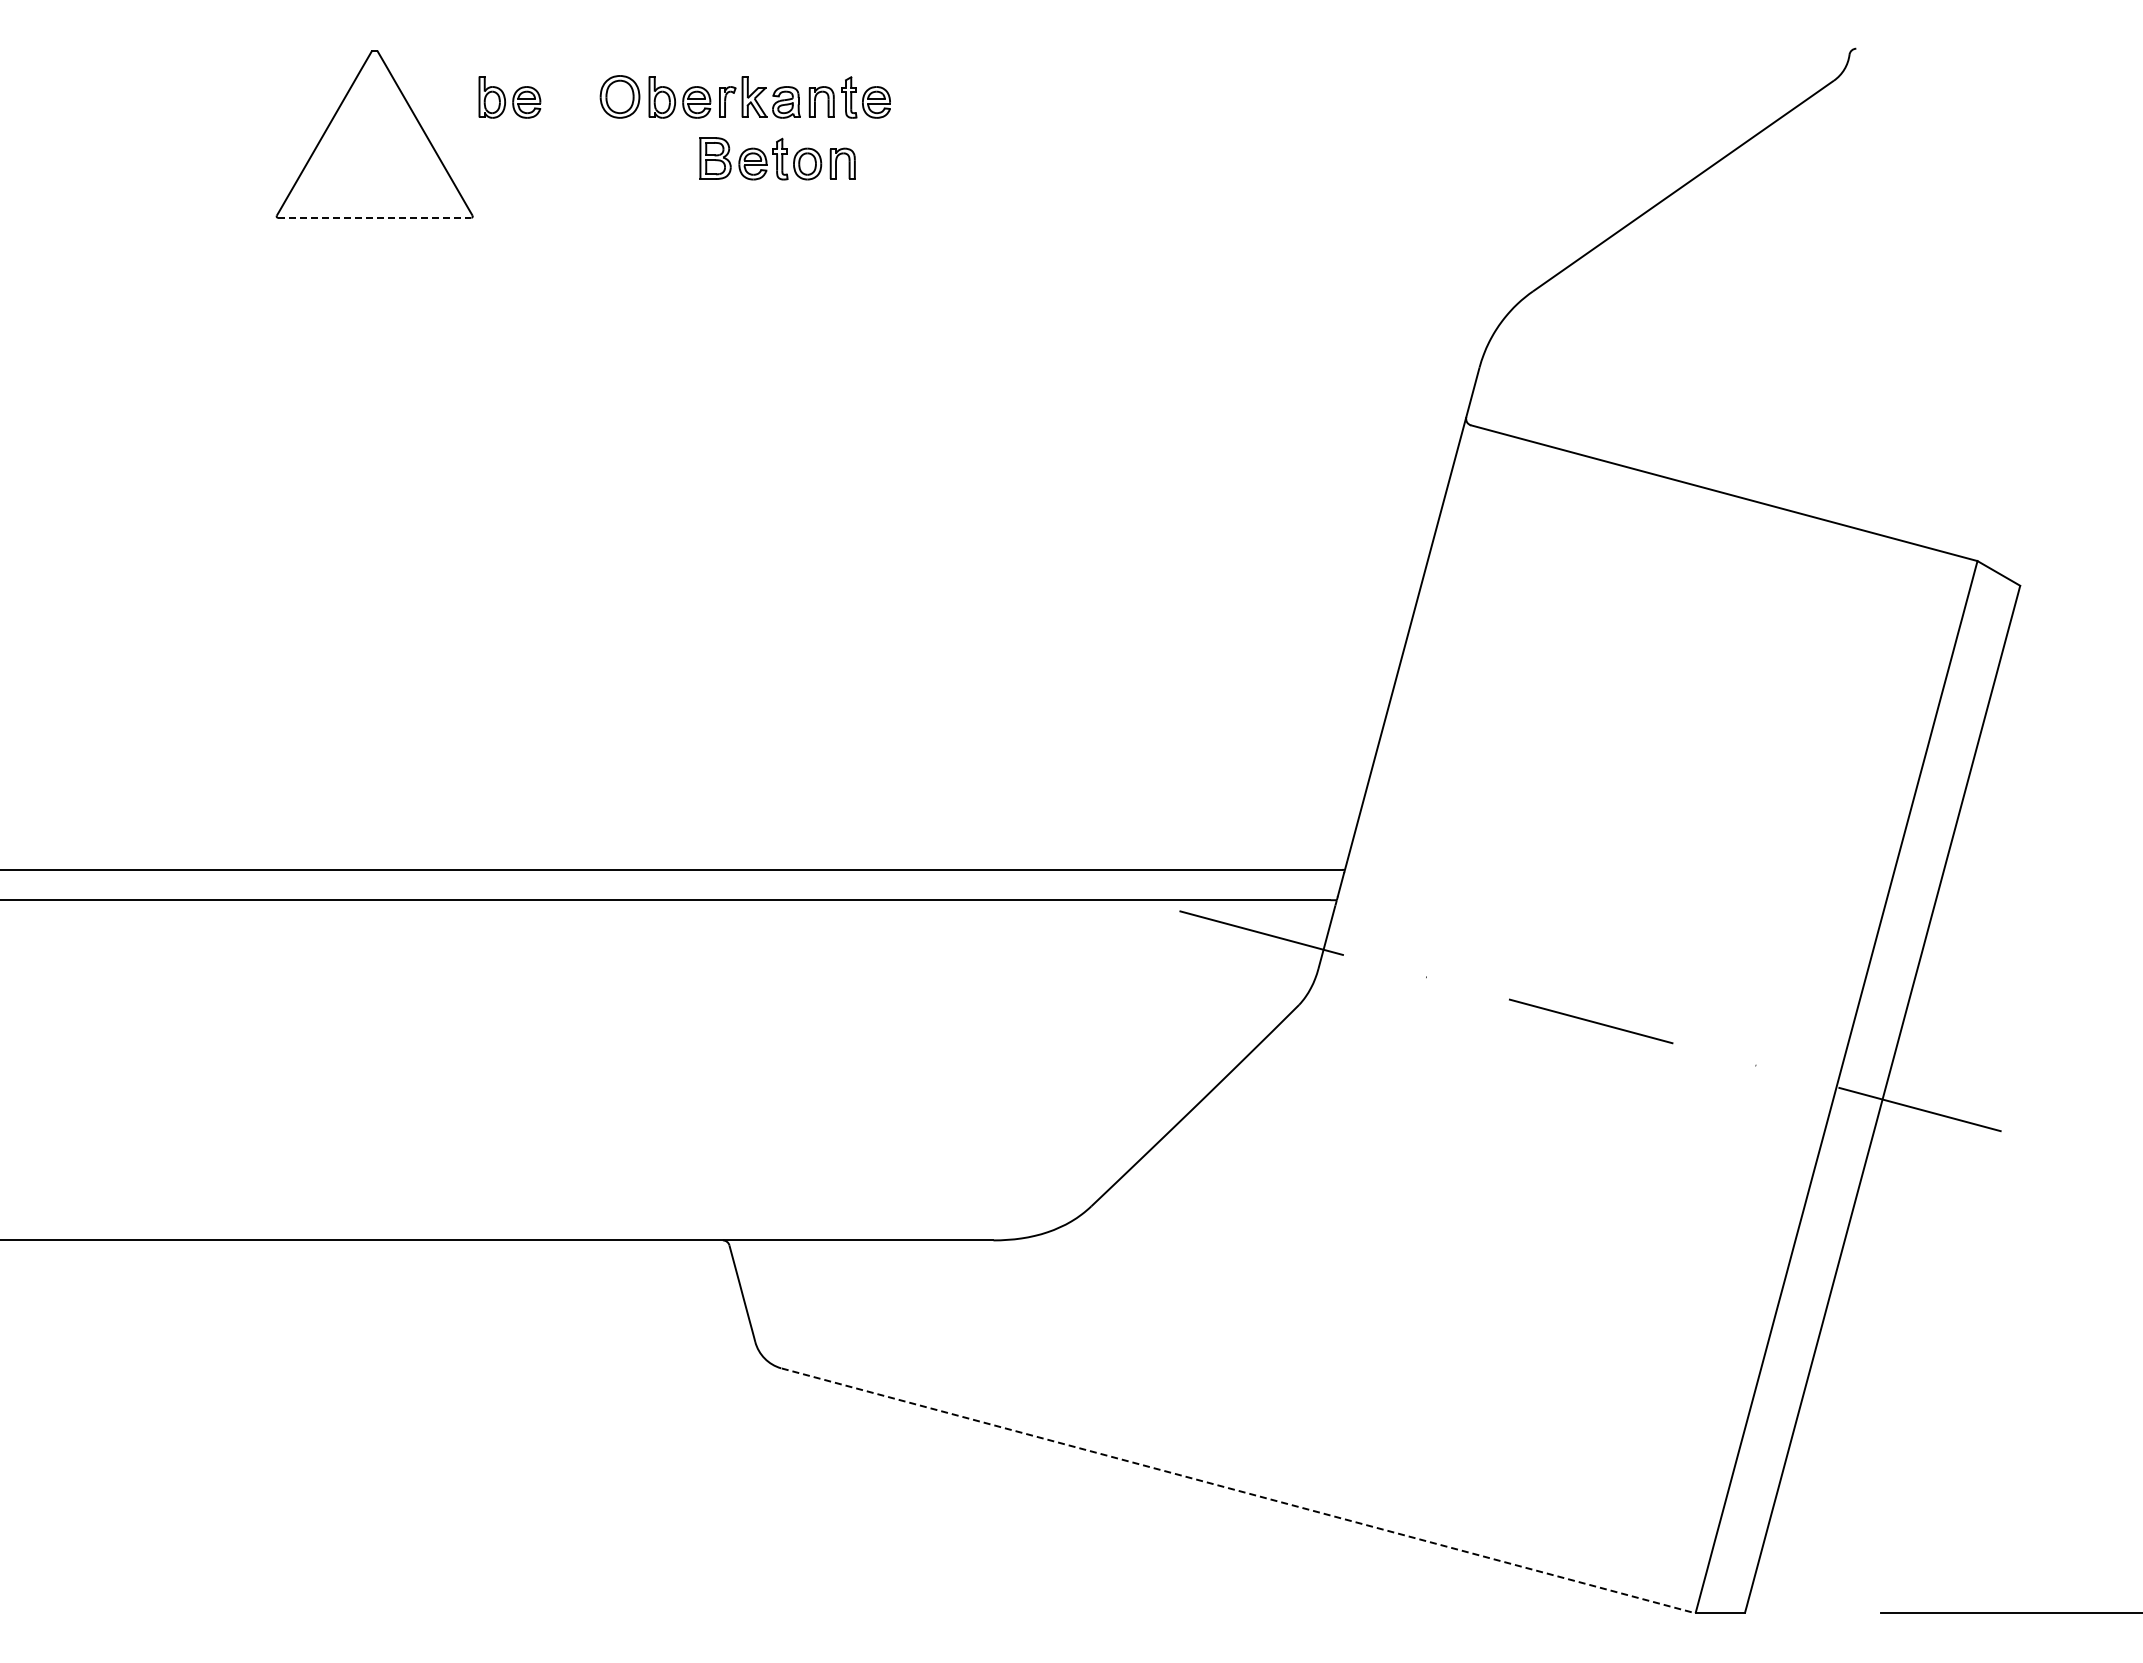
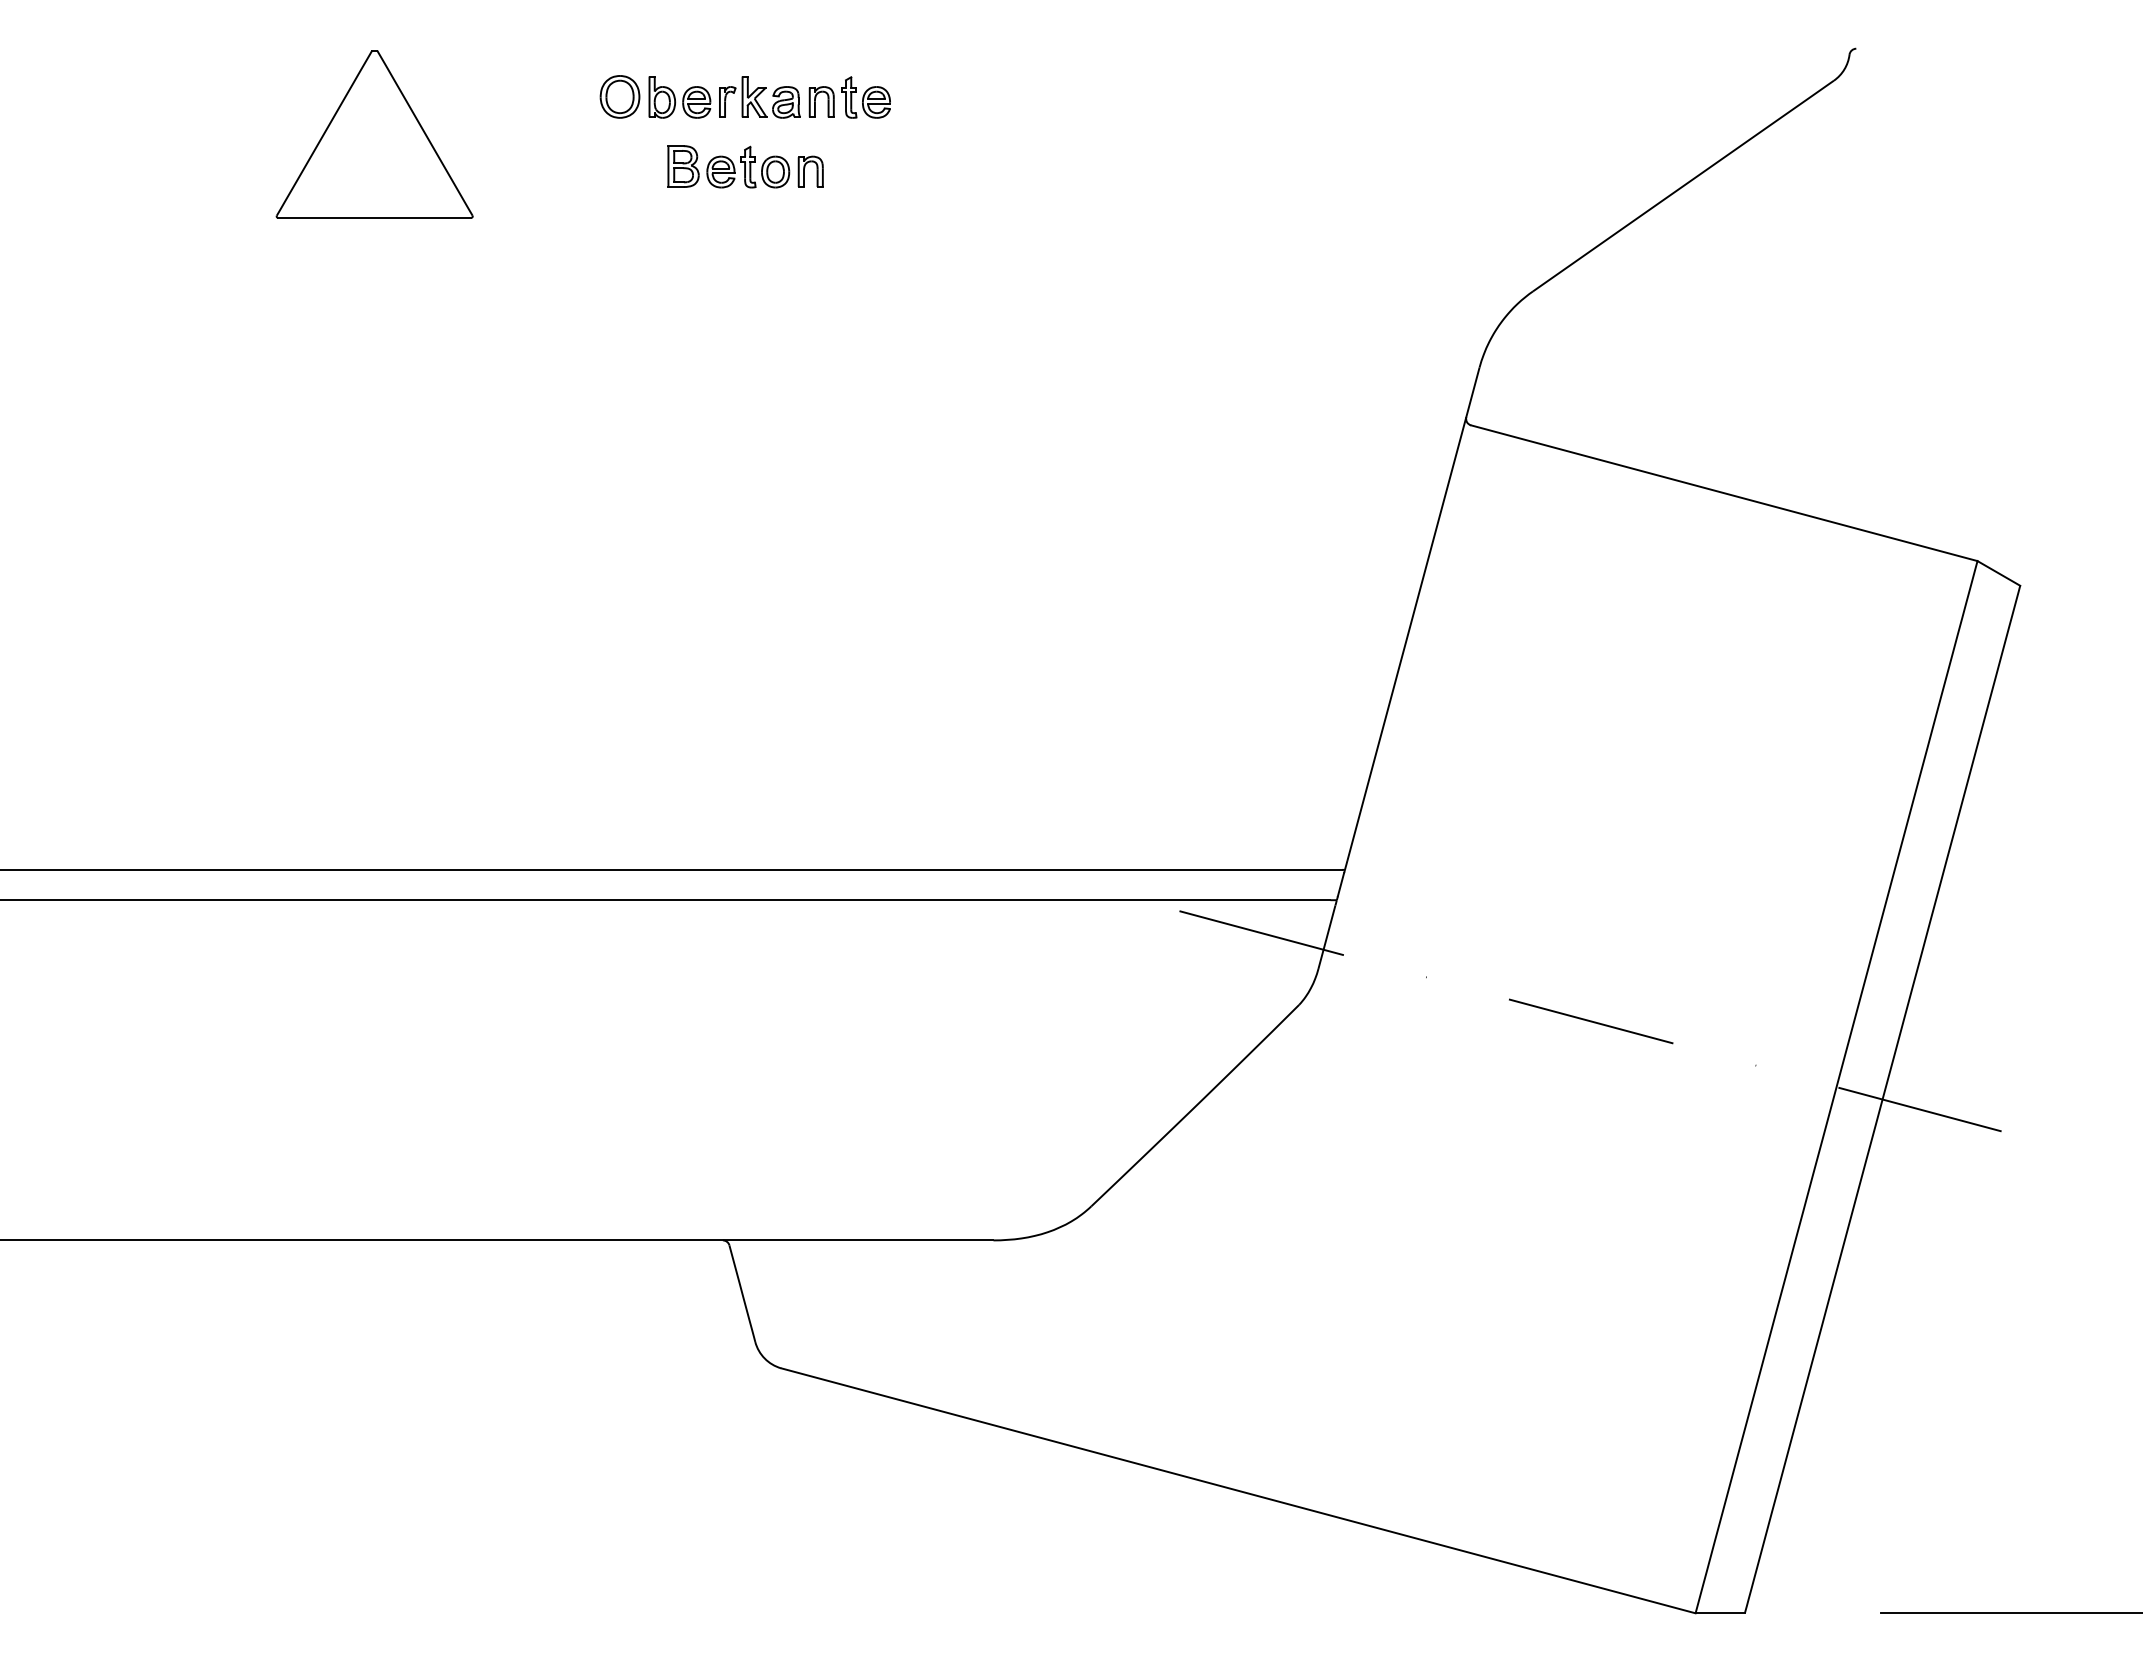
part: present -> none (509, 97)
part position: (777, 158) -> (745, 166) (745, 166)
line: dashed -> solid (374, 217)
line: dashed -> solid (1238, 1490)
